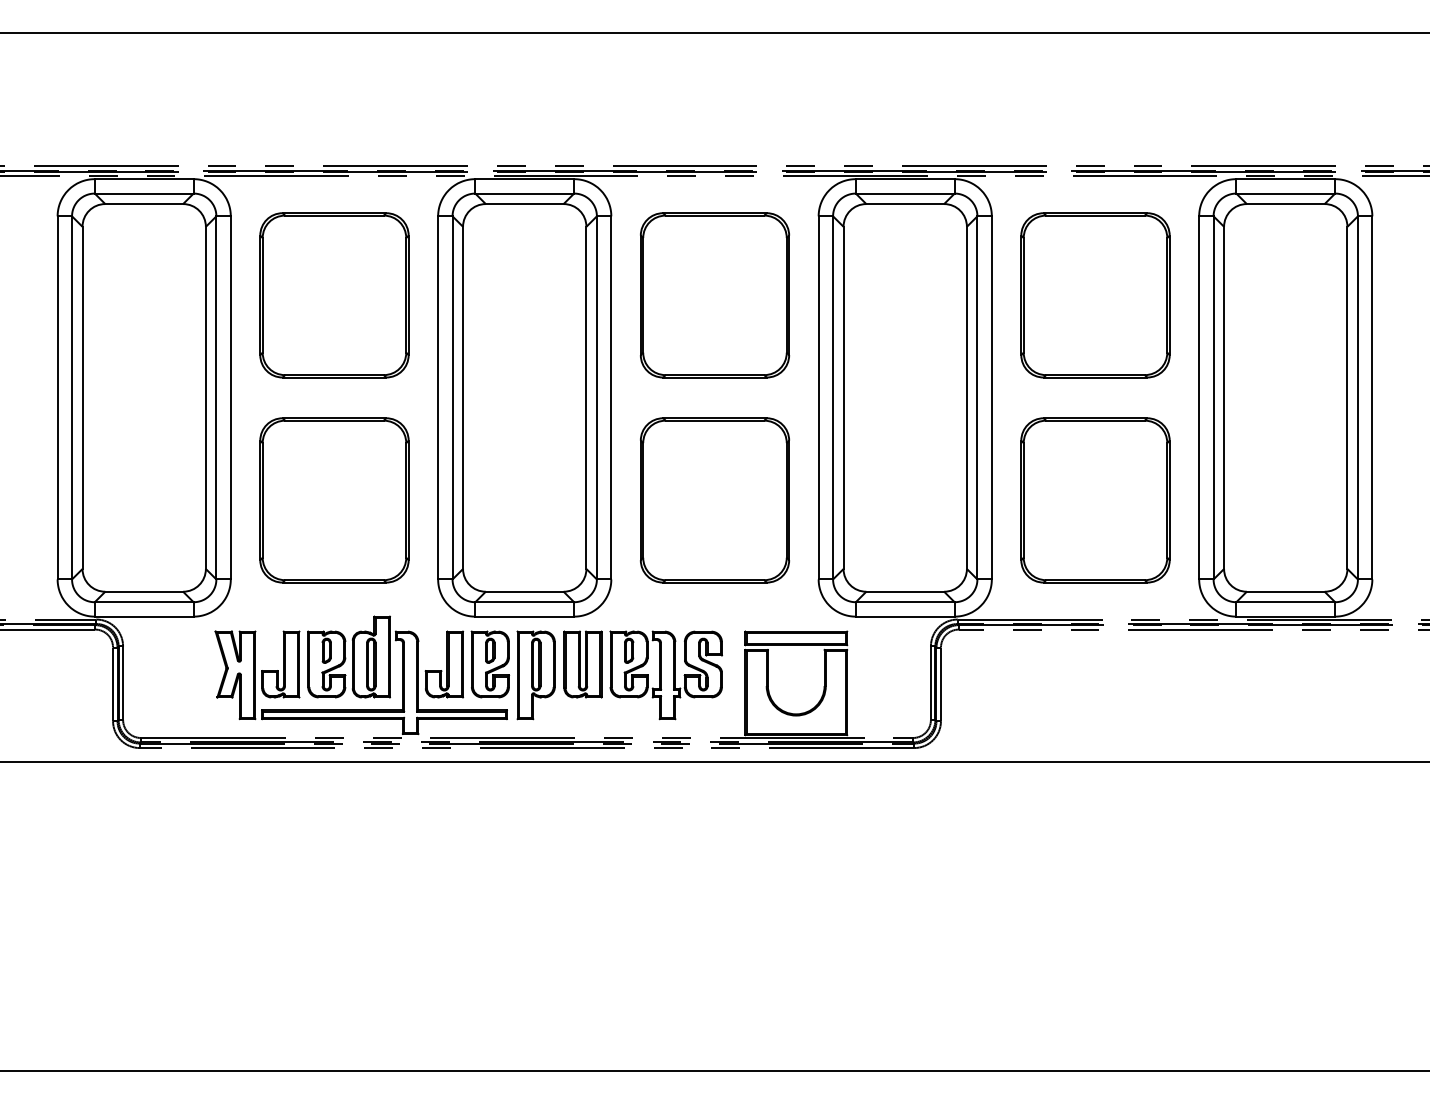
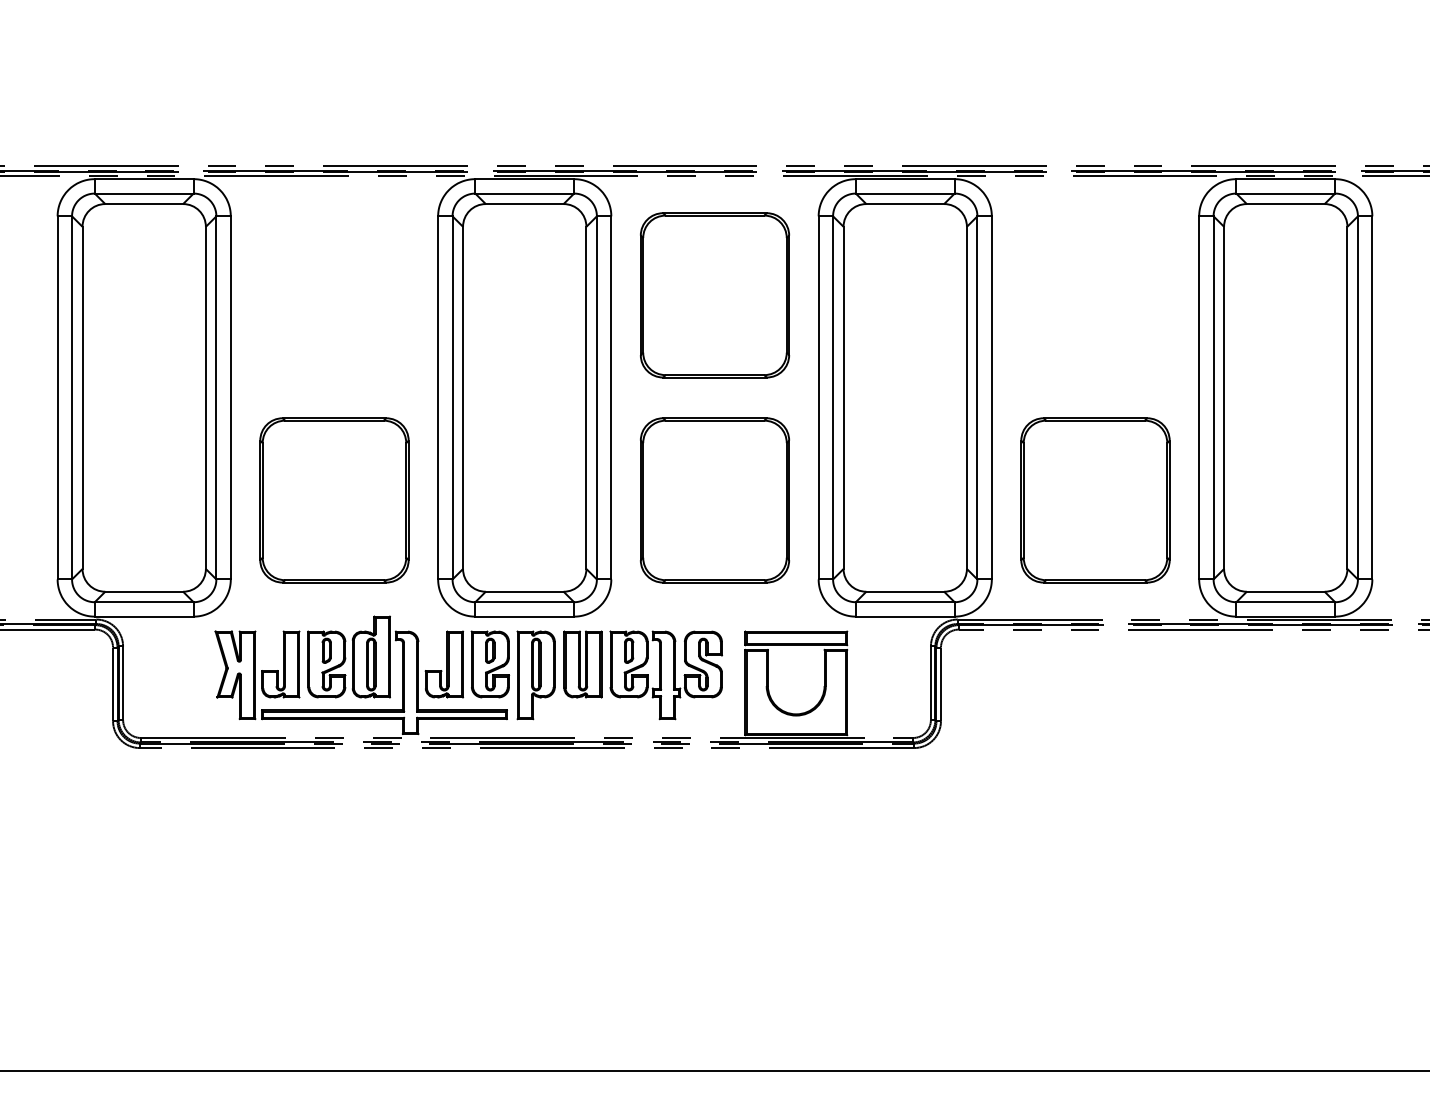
line: present -> none (714, 33)
part: present -> none (334, 295)
part: present -> none (1095, 295)
line: present -> none (714, 762)
